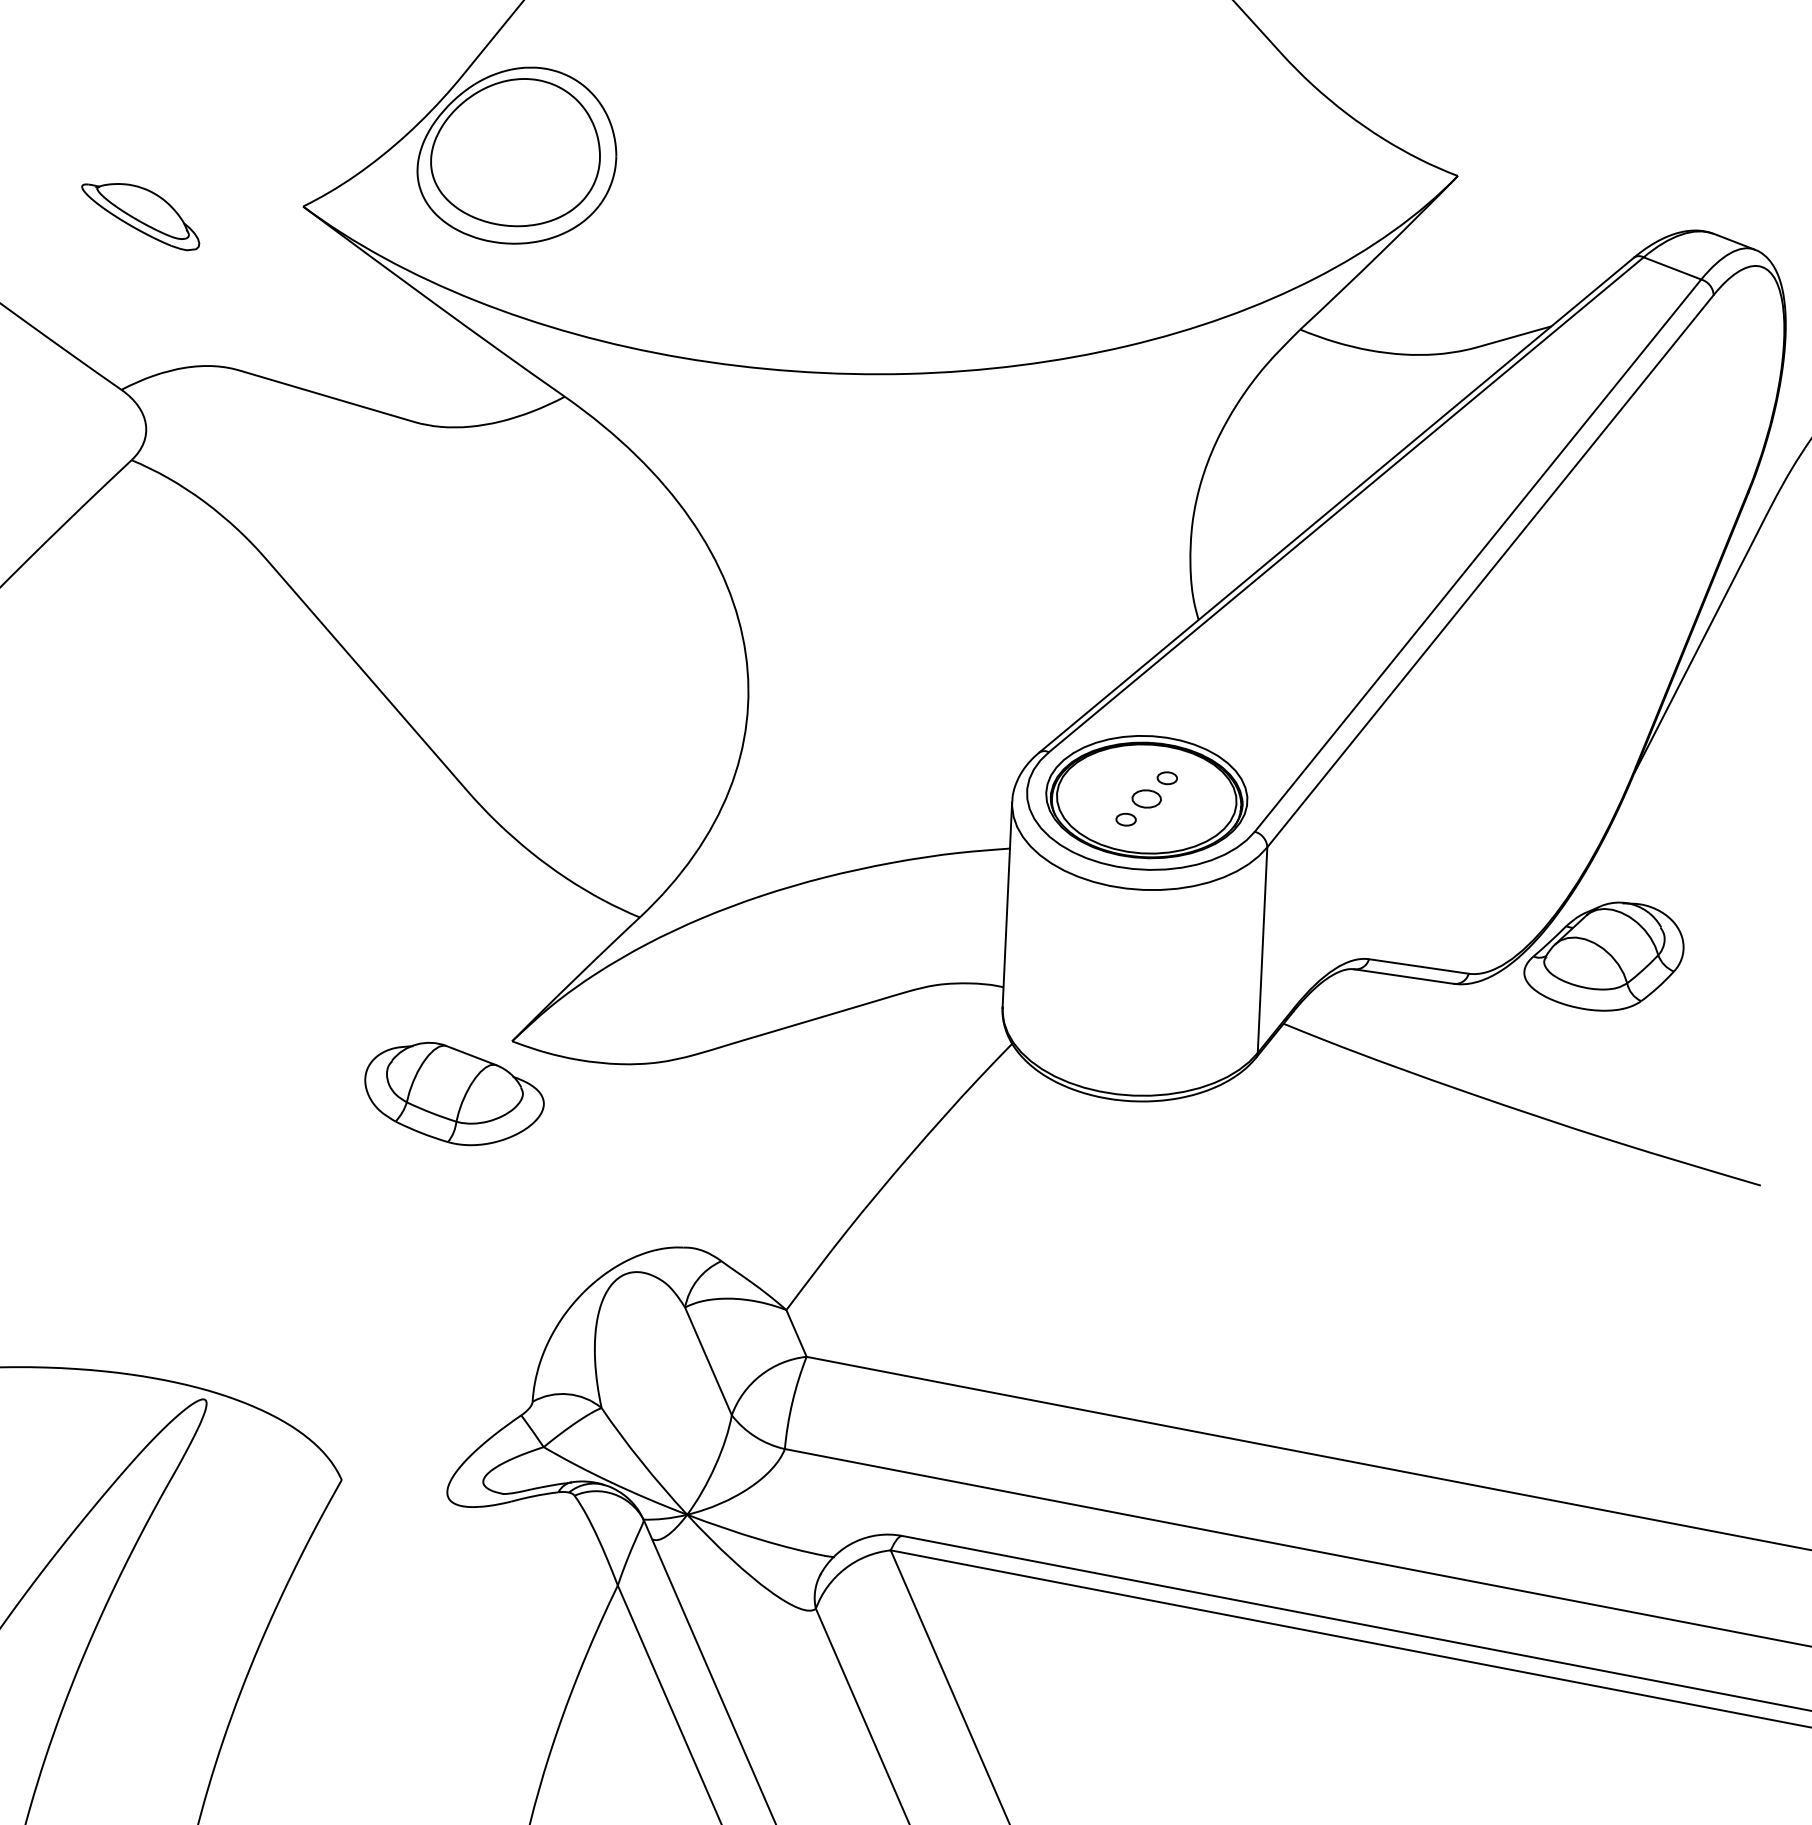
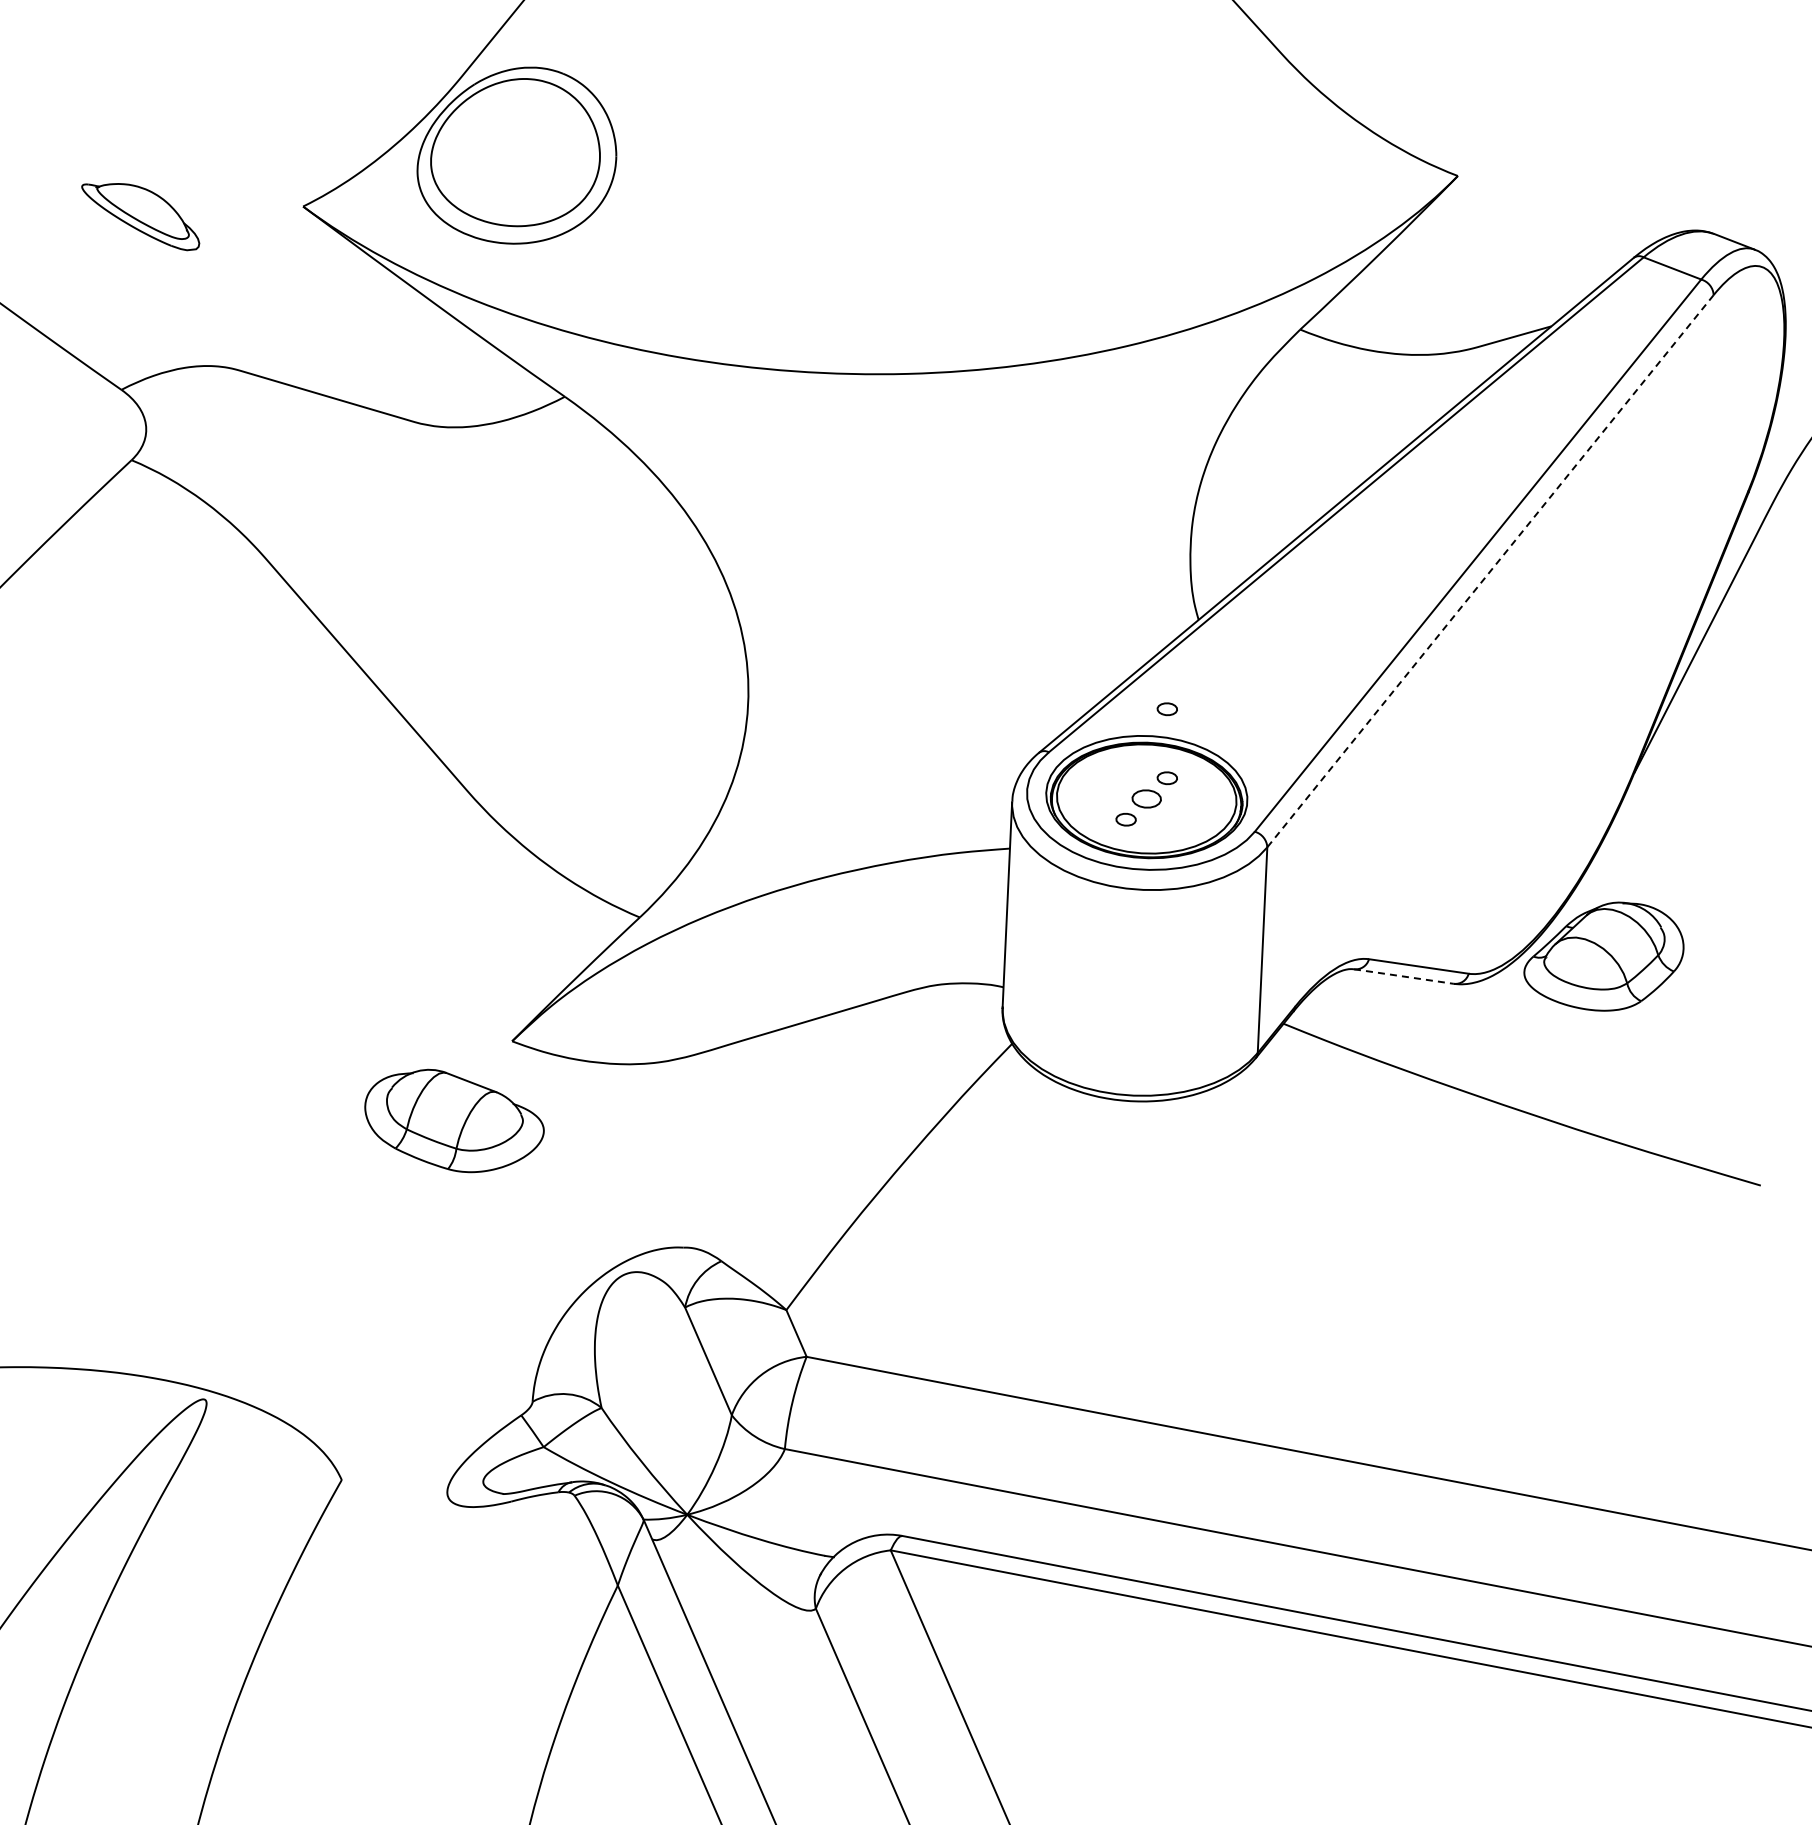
line: solid -> dashed (1490, 571)
part: none -> present (1166, 709)
line: solid -> dashed (1404, 976)
part position: (454, 1093) -> (454, 1120) (454, 1120)
